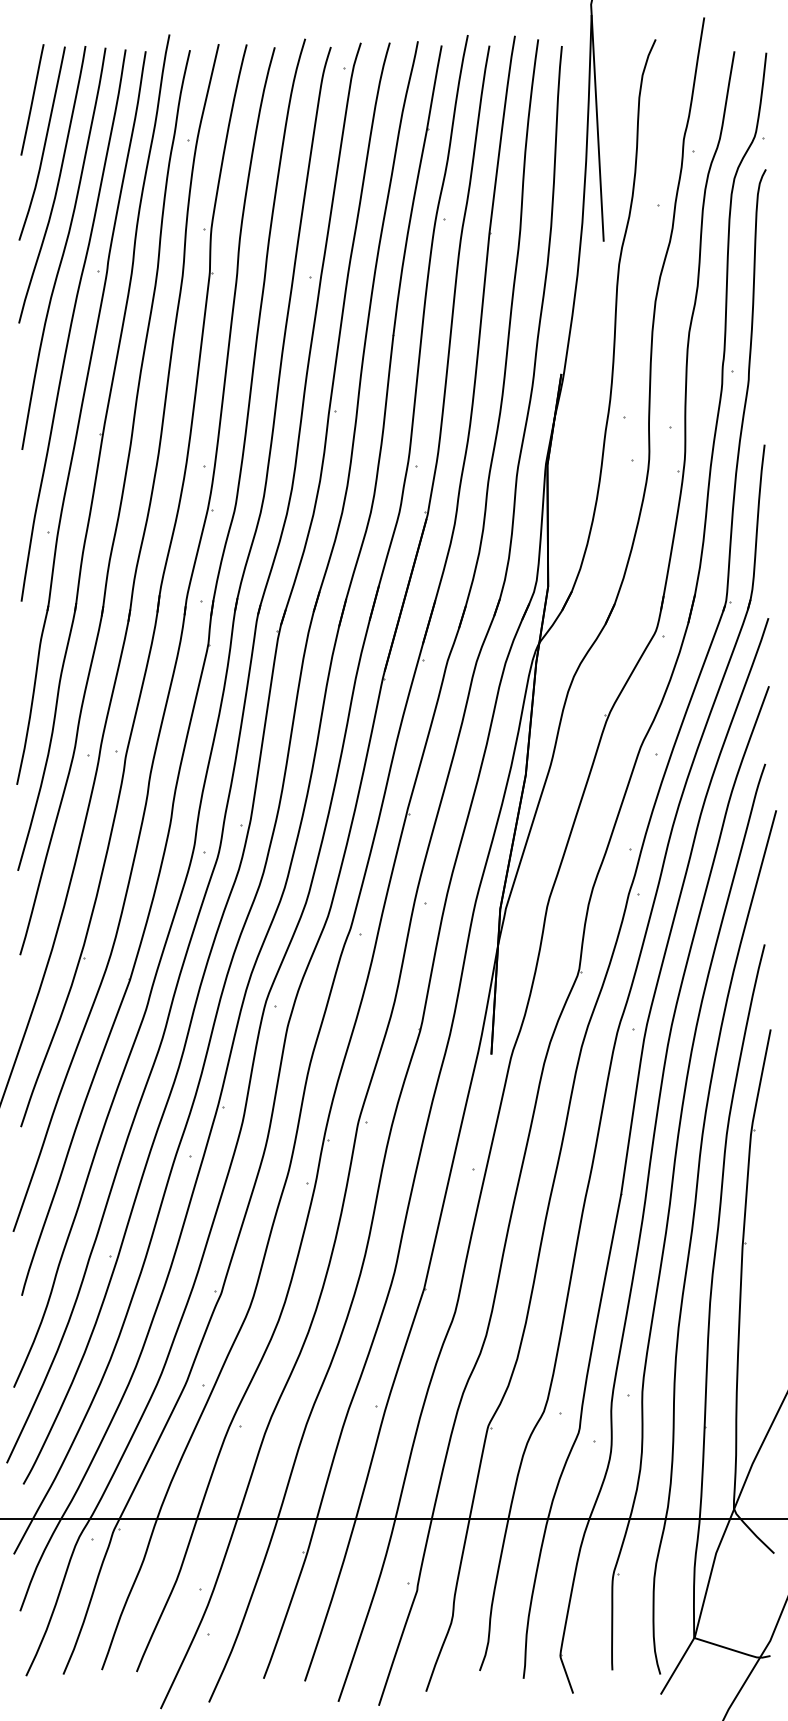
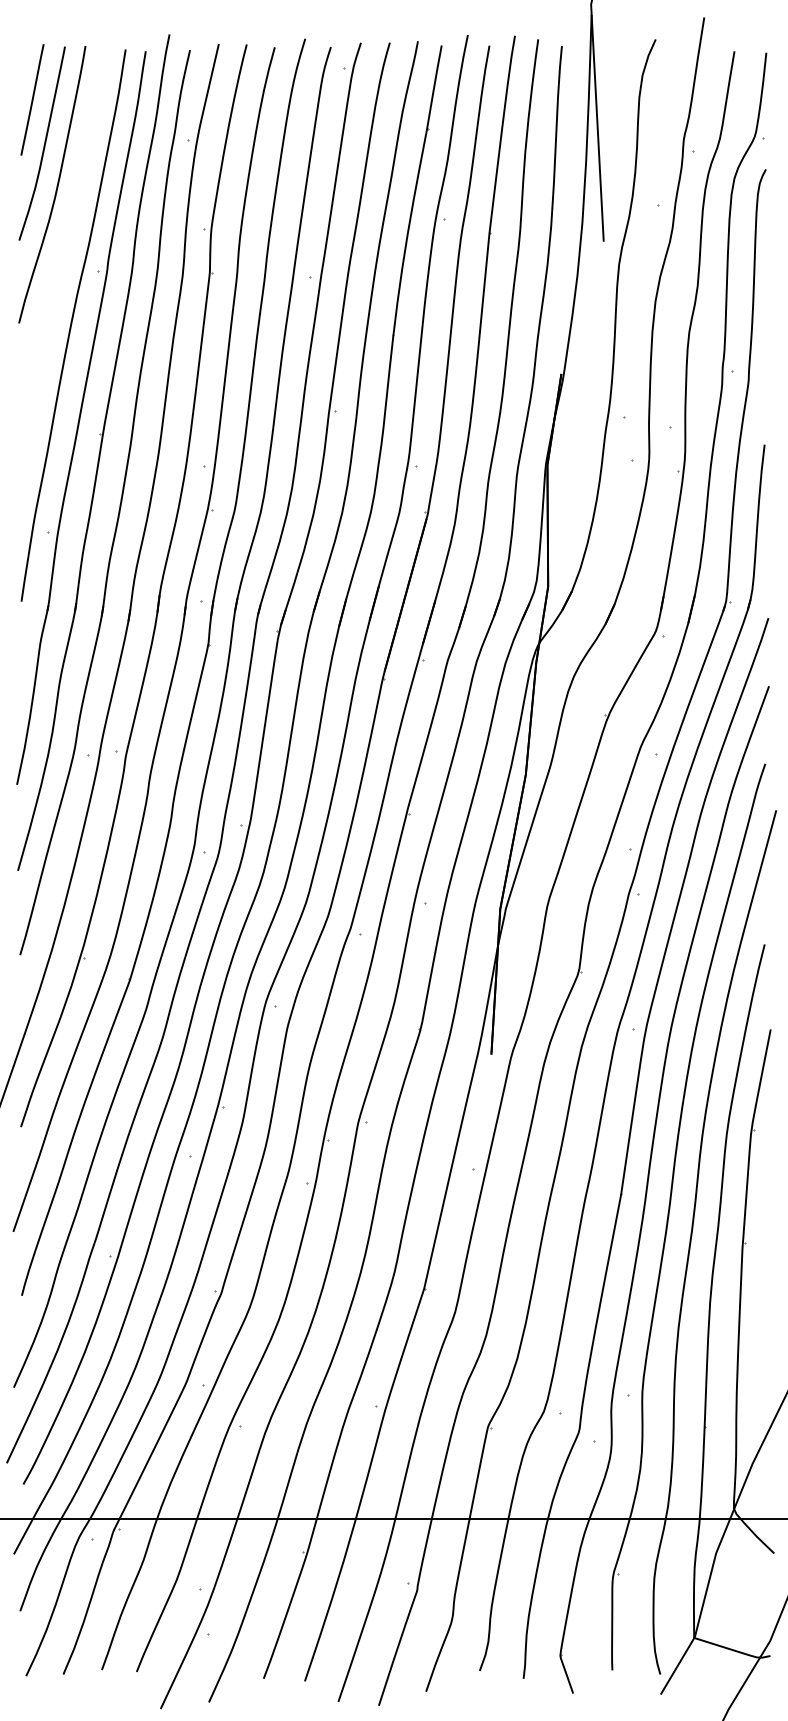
curve: present -> none (63, 248)
